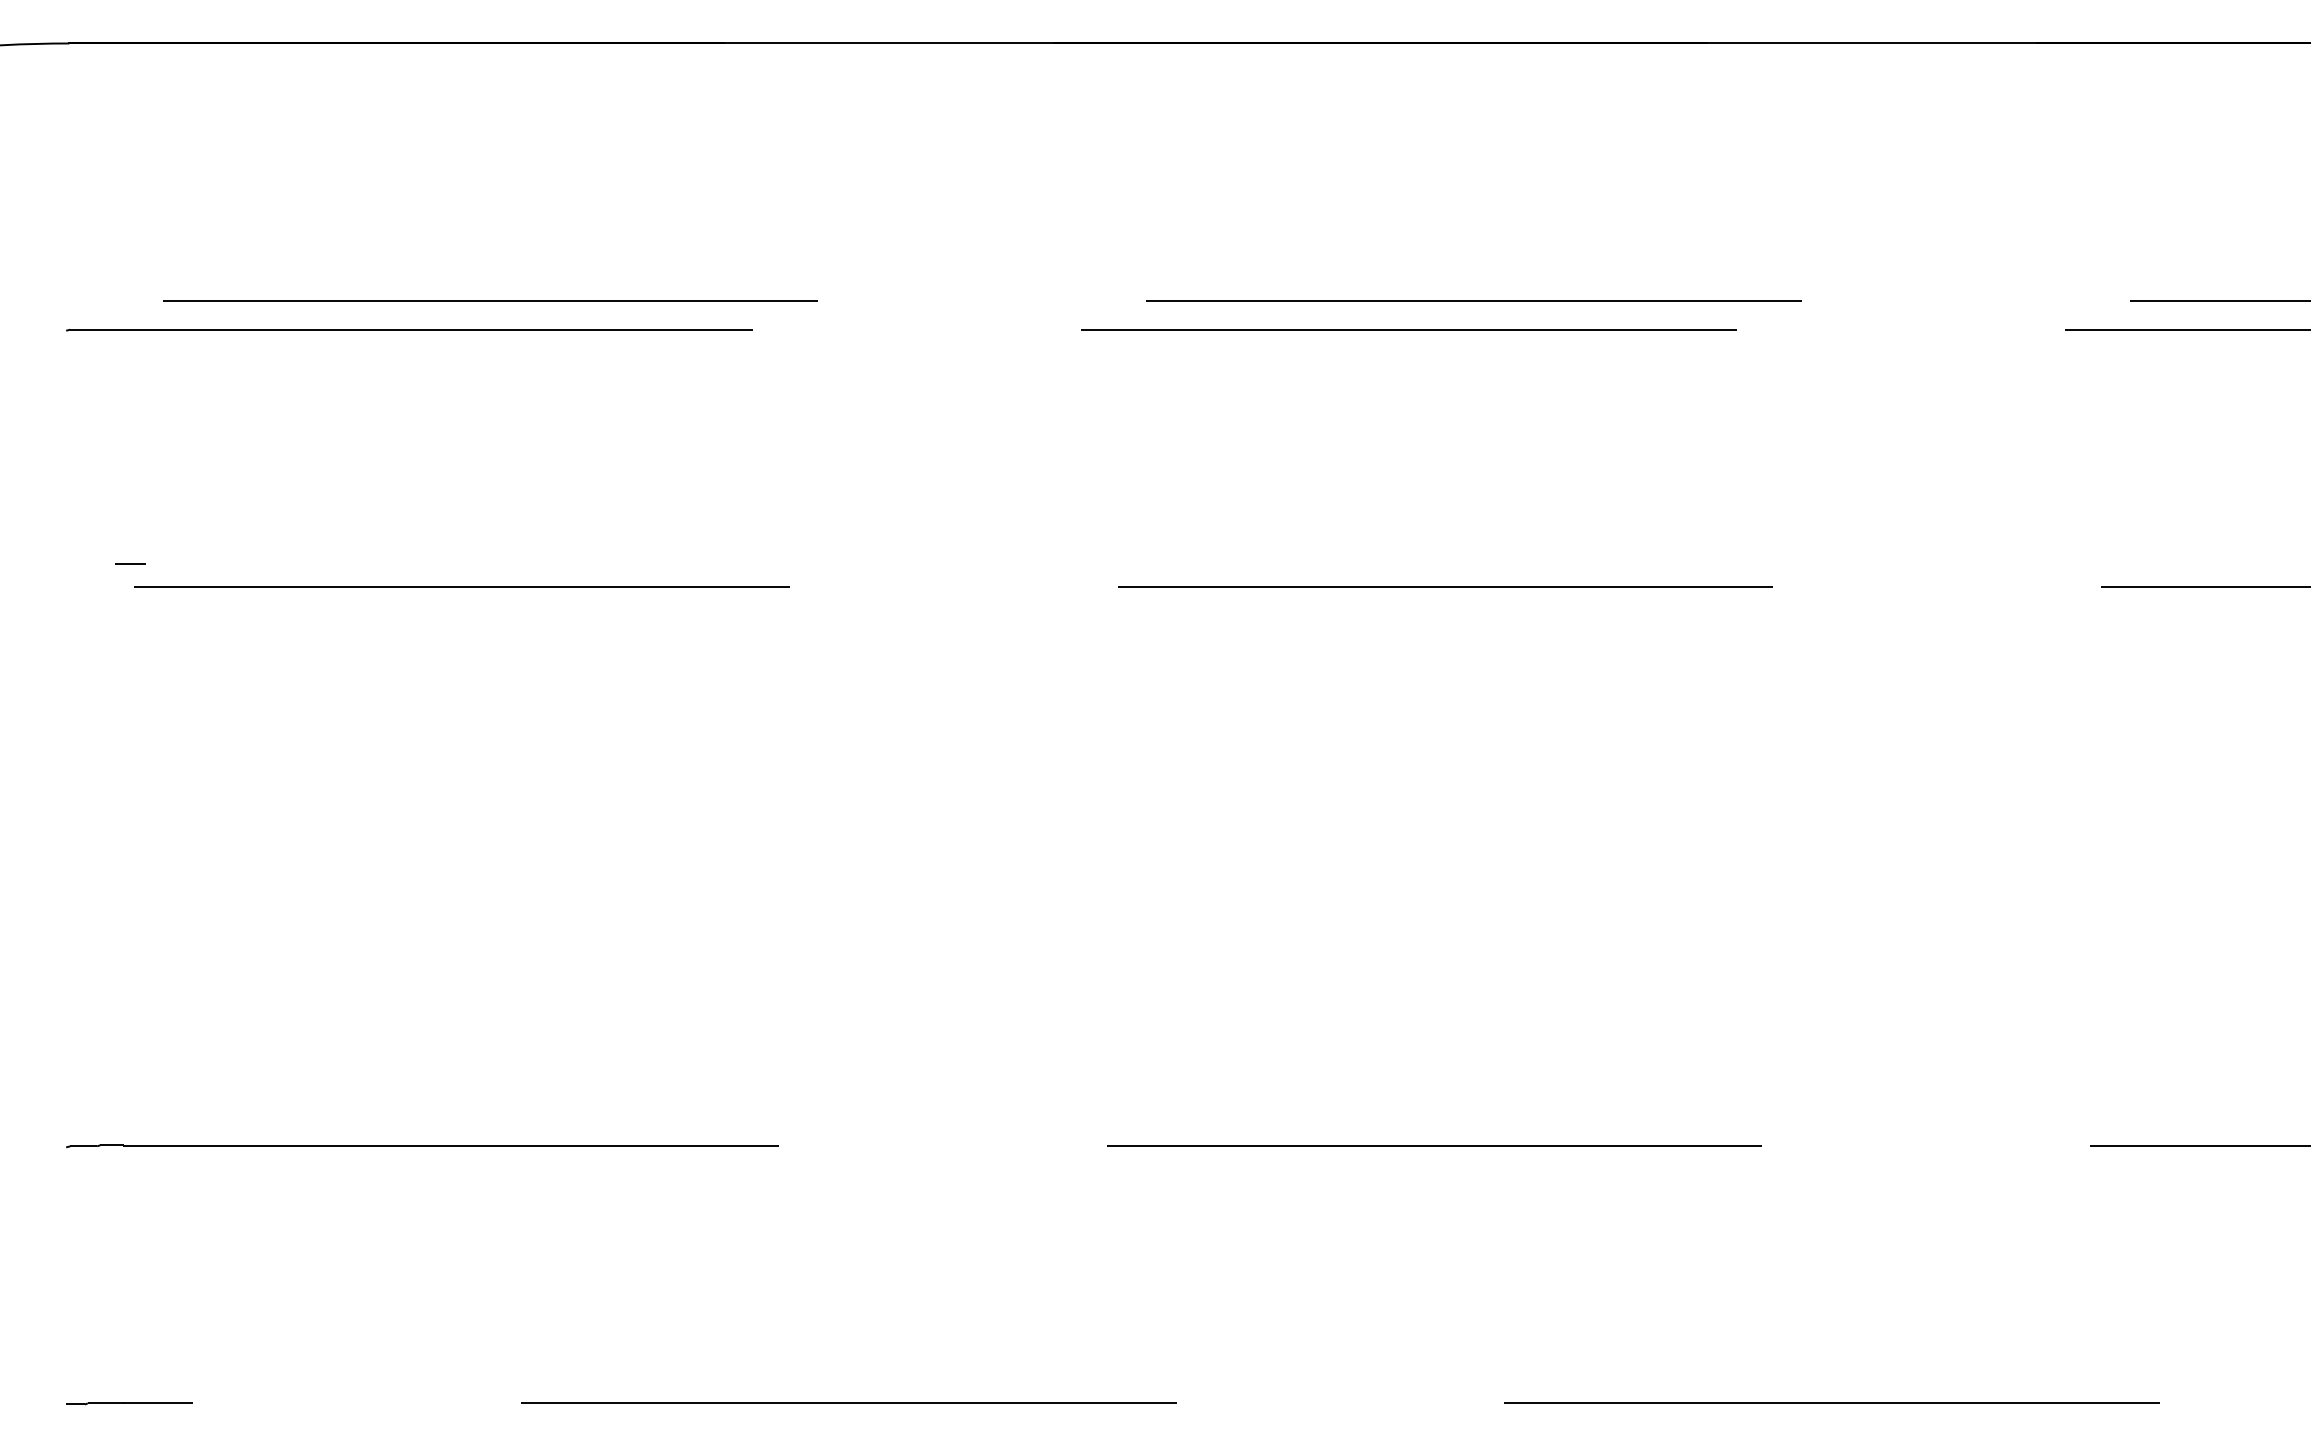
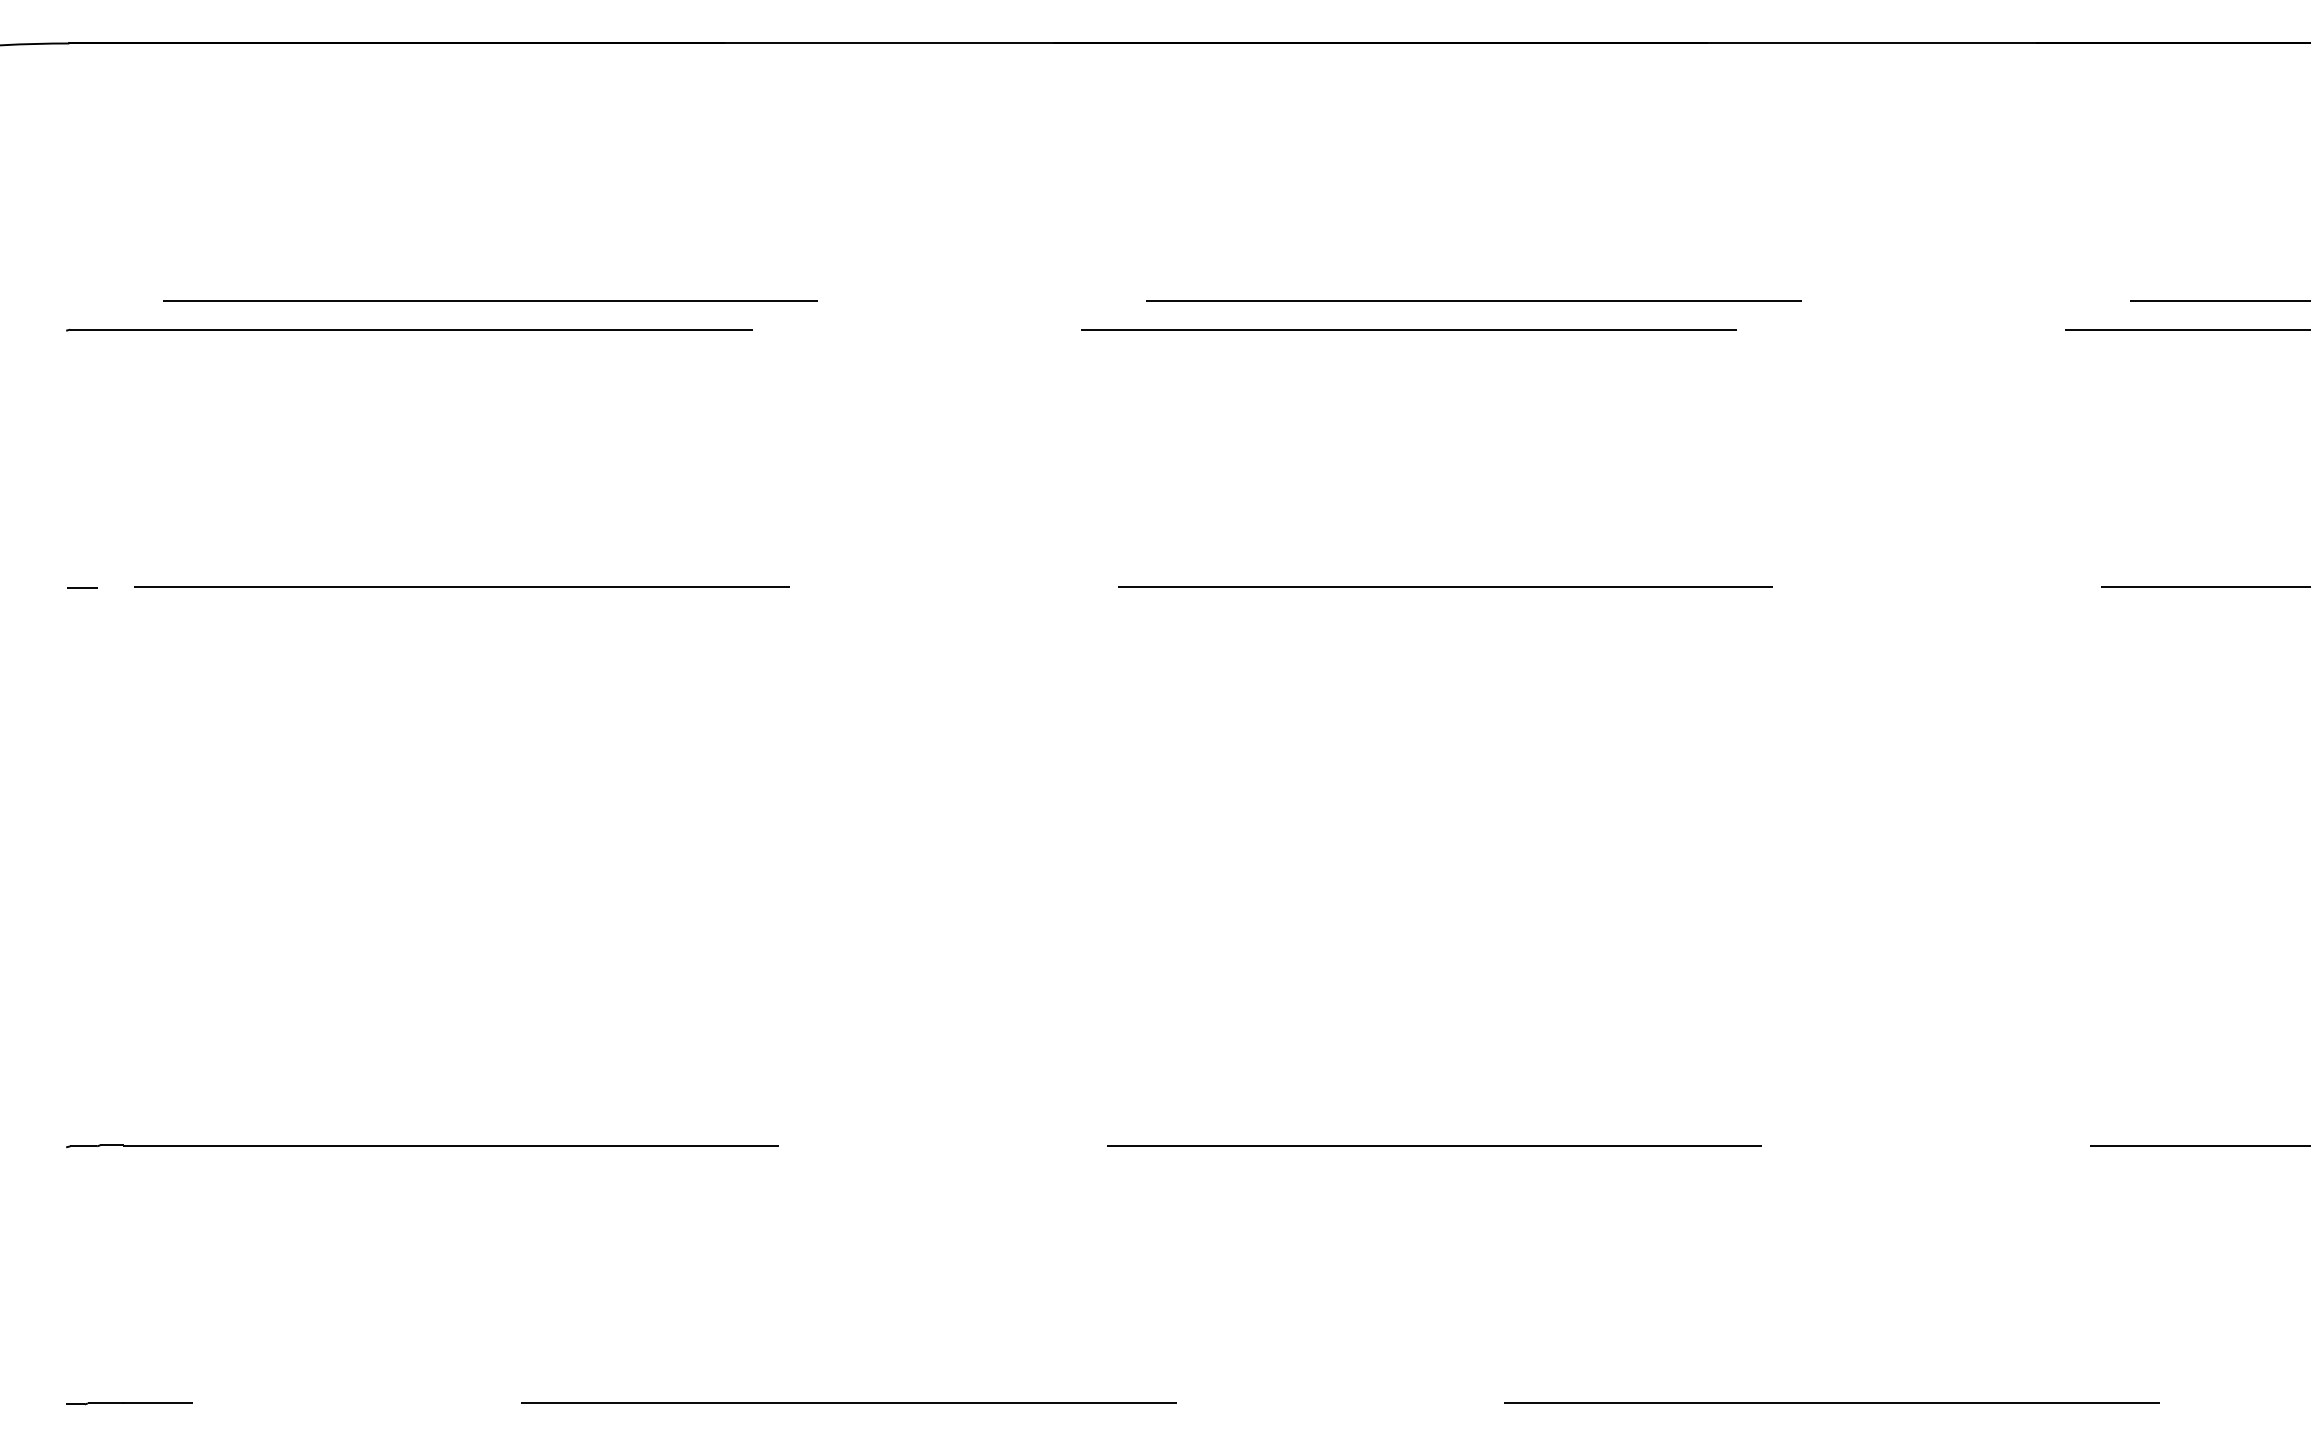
line position: (130, 563) -> (82, 587) (82, 587)
